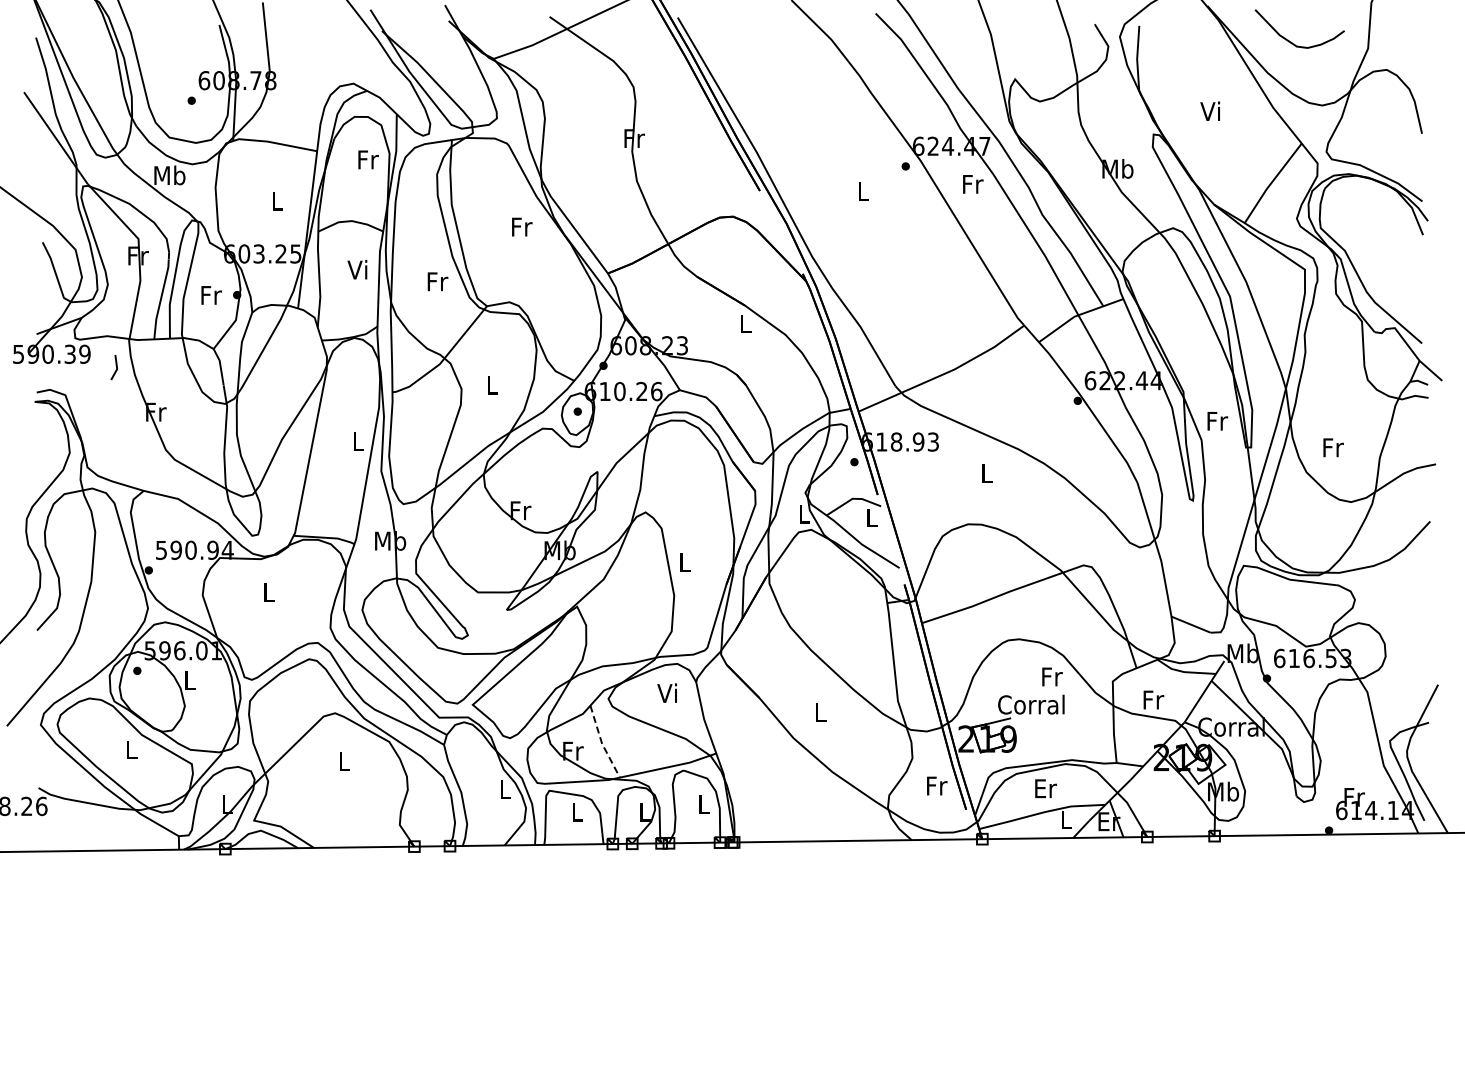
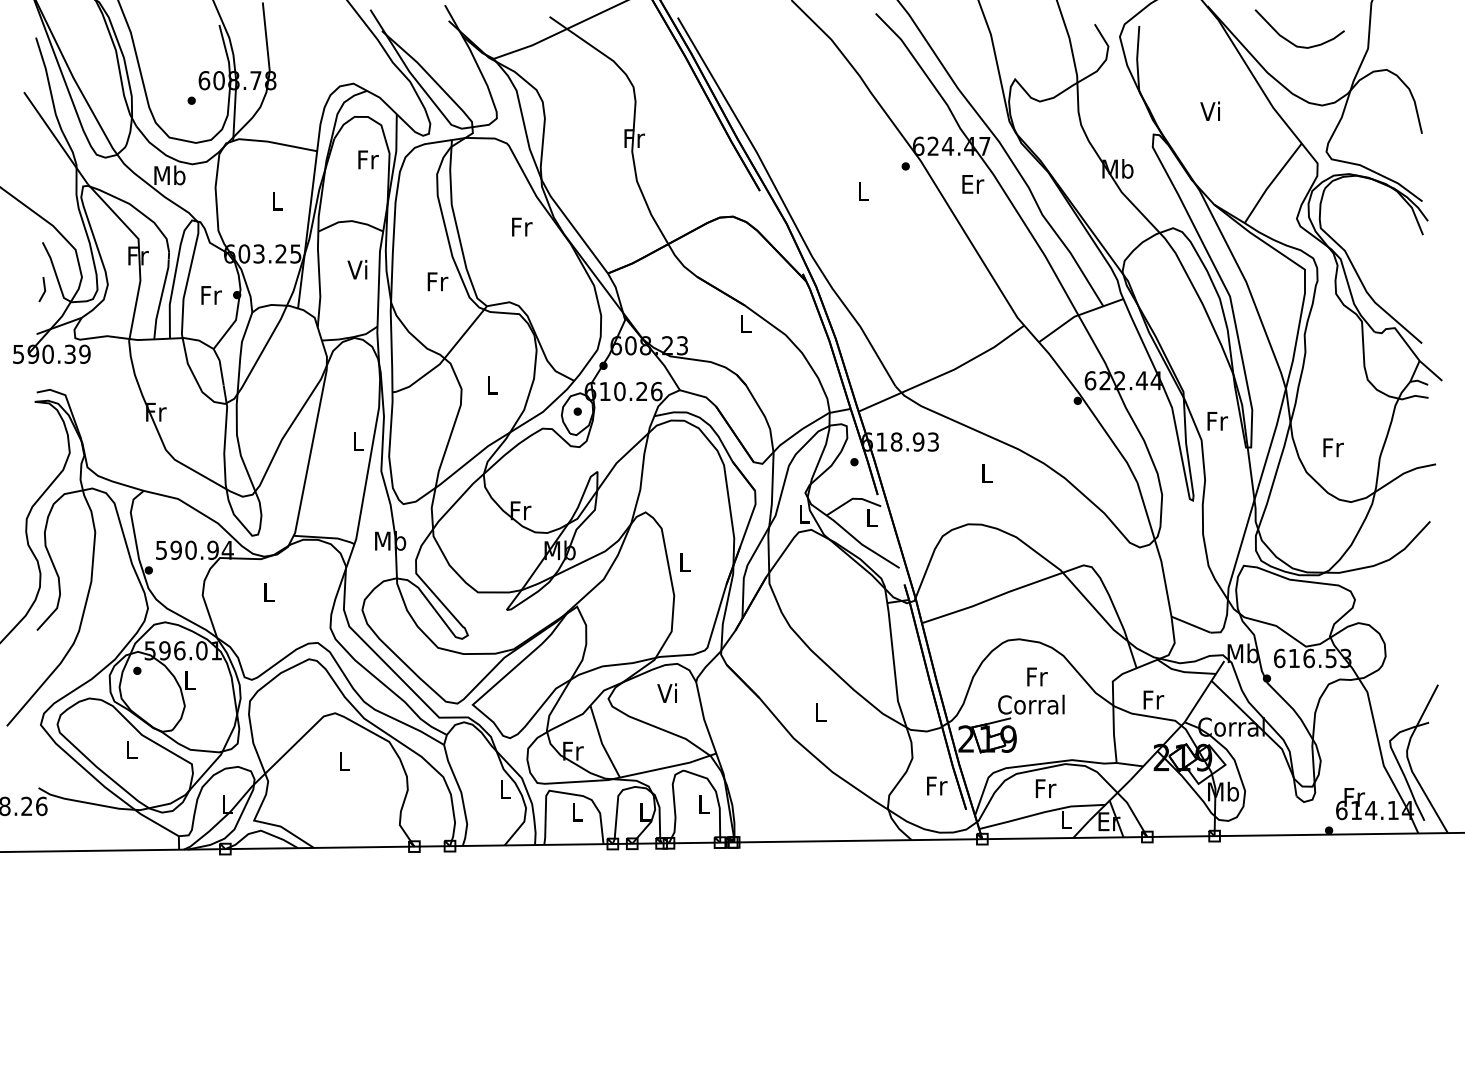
text: Fr -> Er (973, 184)
line position: (115, 365) -> (43, 287) (43, 287)
text position: (1052, 676) -> (1037, 676) (1037, 676)
line: dashed -> solid (602, 743)
text: Er -> Fr (1045, 788)
